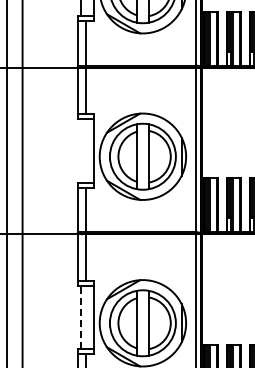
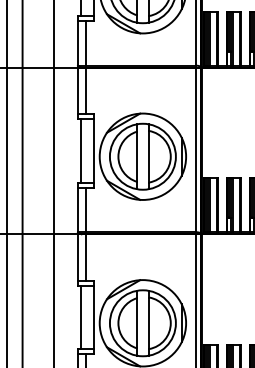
line: none -> present (81, 150)
line: none -> present (54, 183)
line: dashed -> solid (81, 317)
